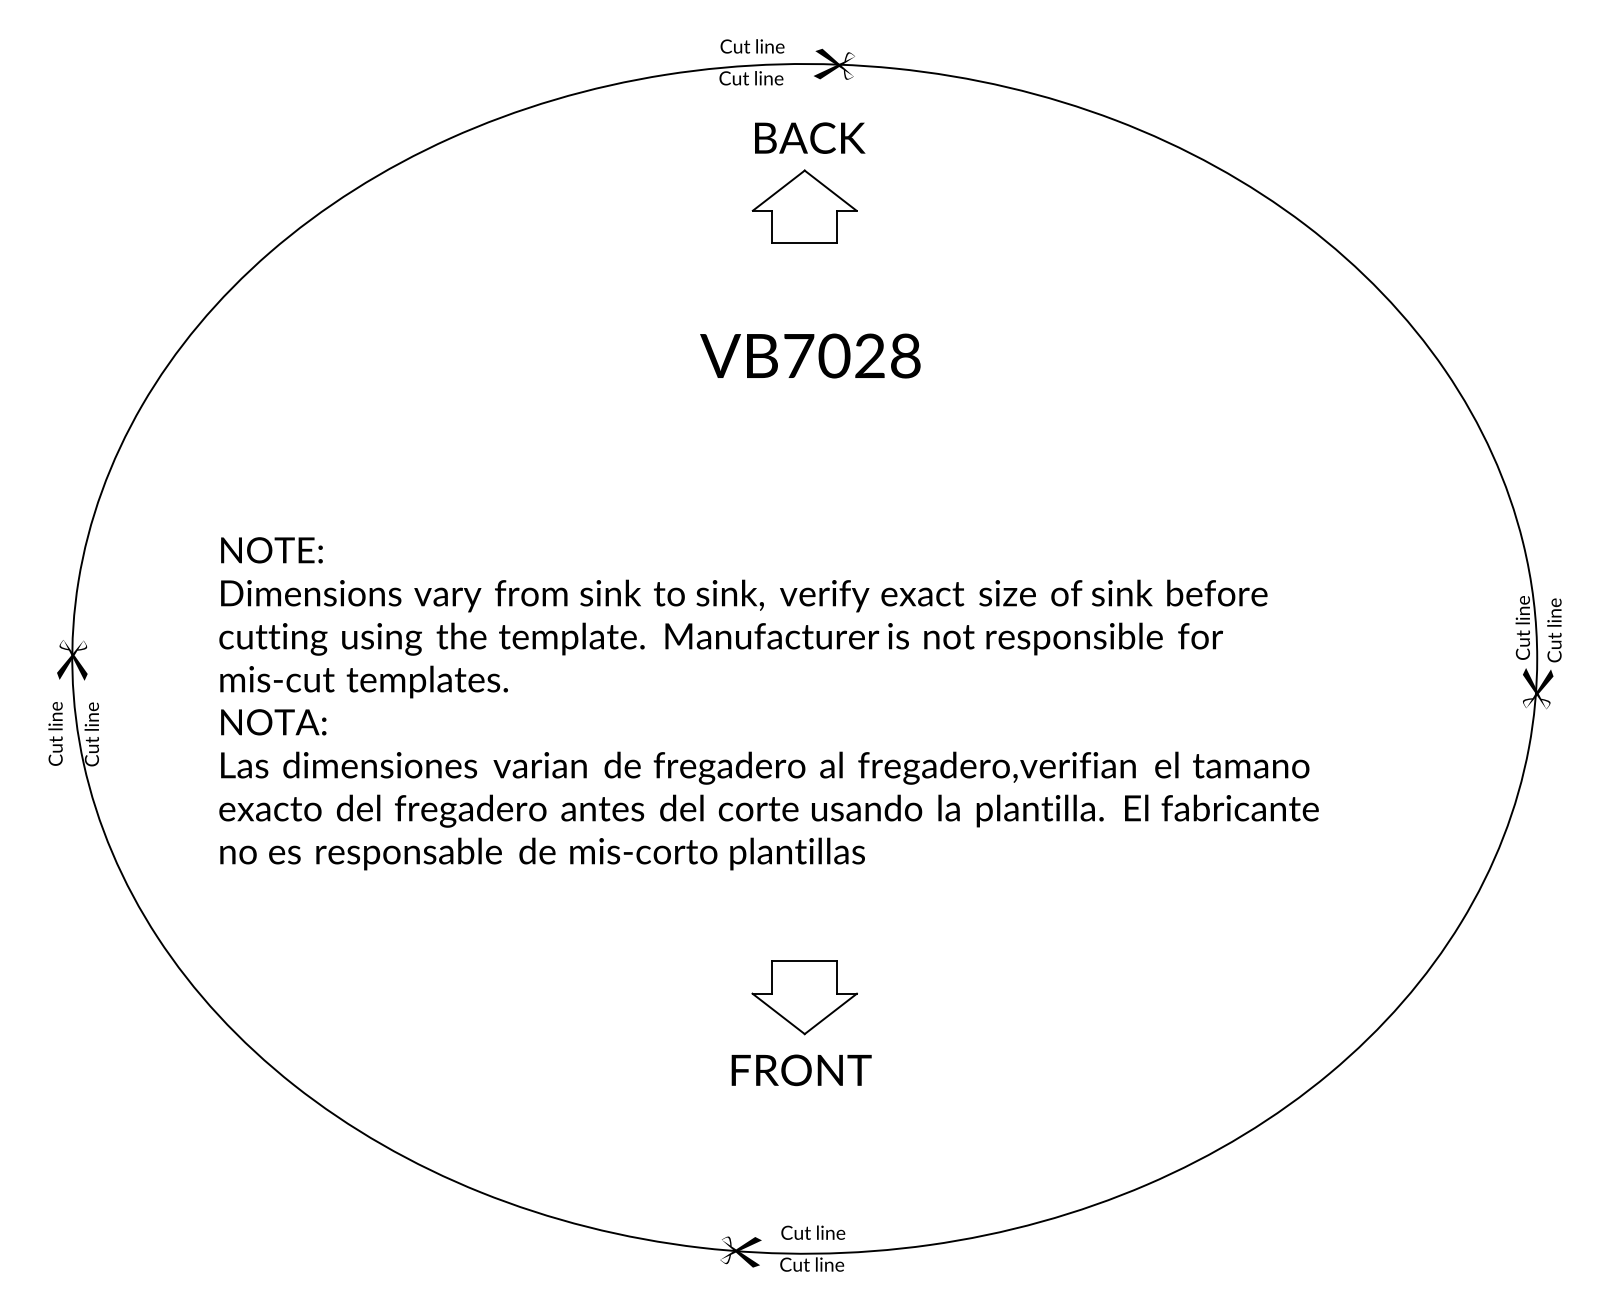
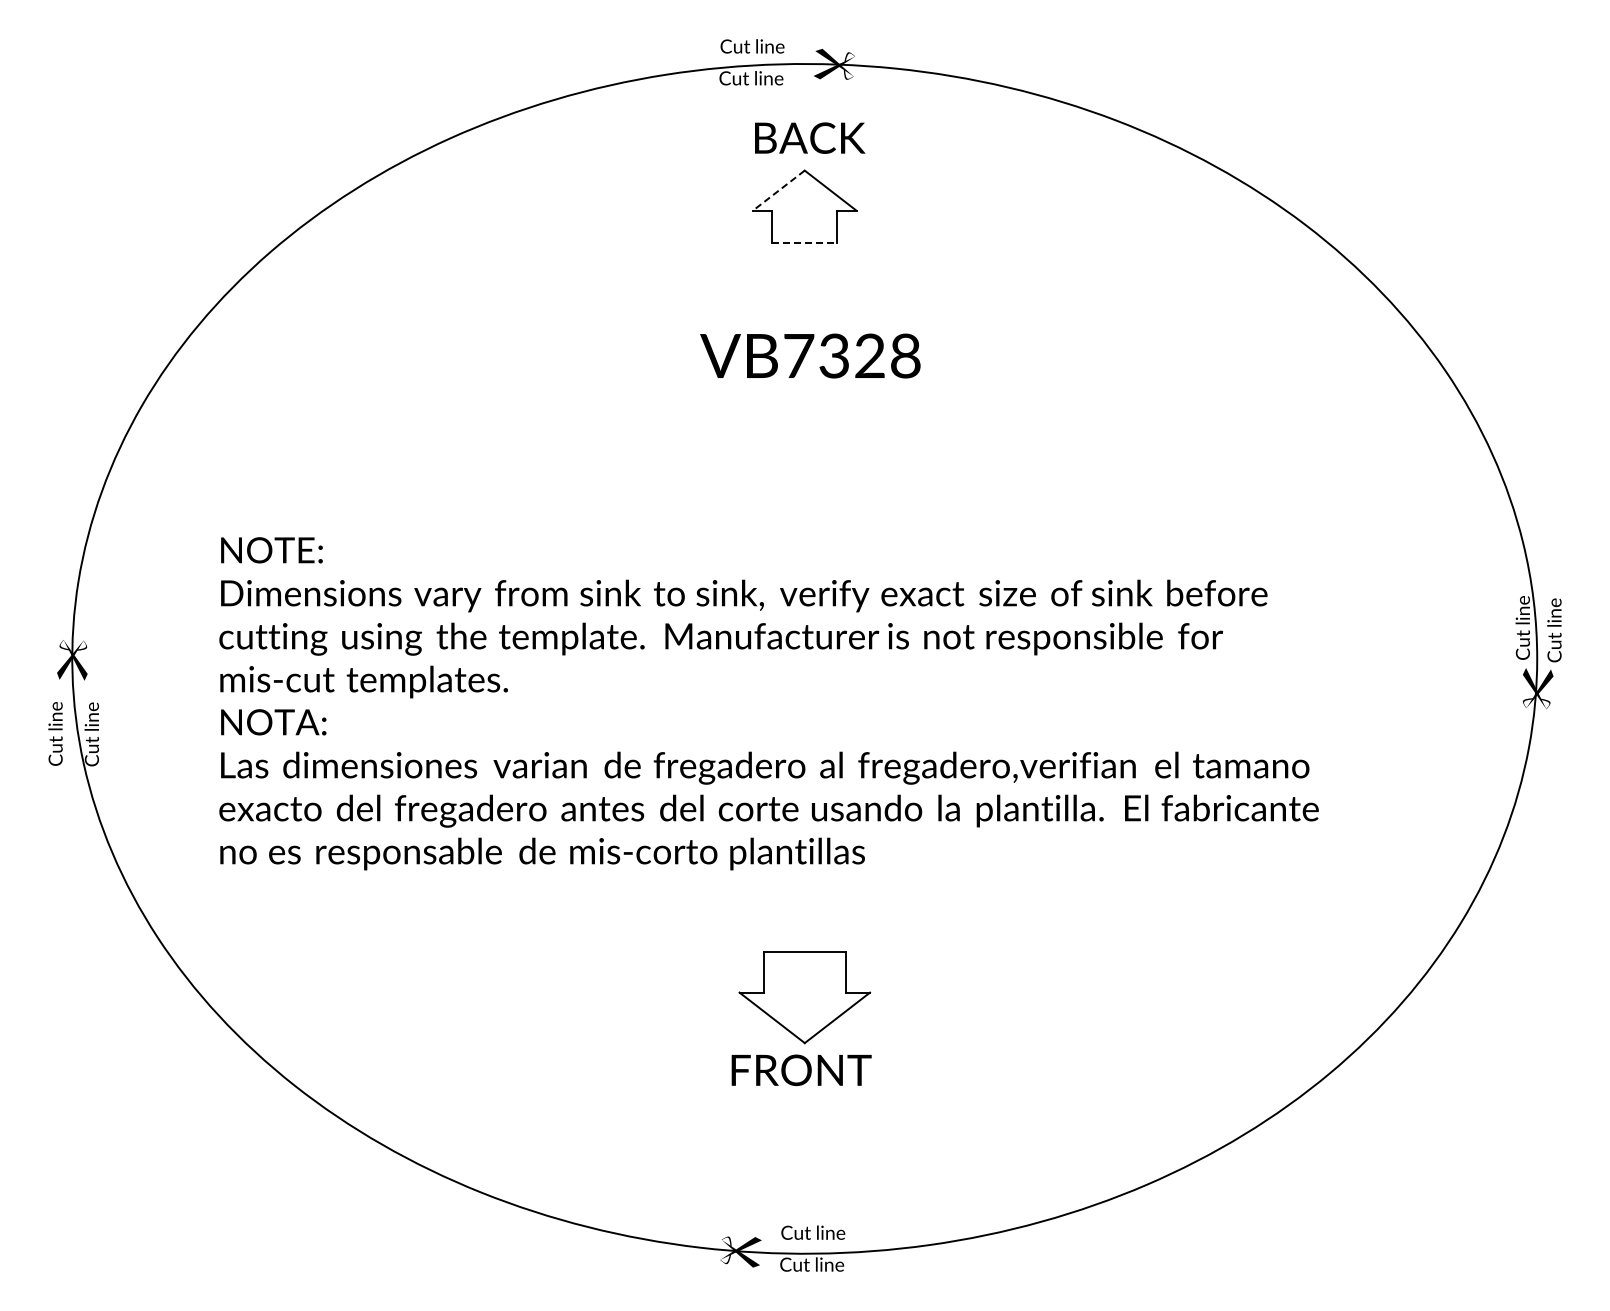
line: solid -> dashed (778, 190)
line: solid -> dashed (805, 243)
text: VB7028 -> VB7328 (834, 355)
part size: 107x76 px -> 134x94 px (804, 997)
